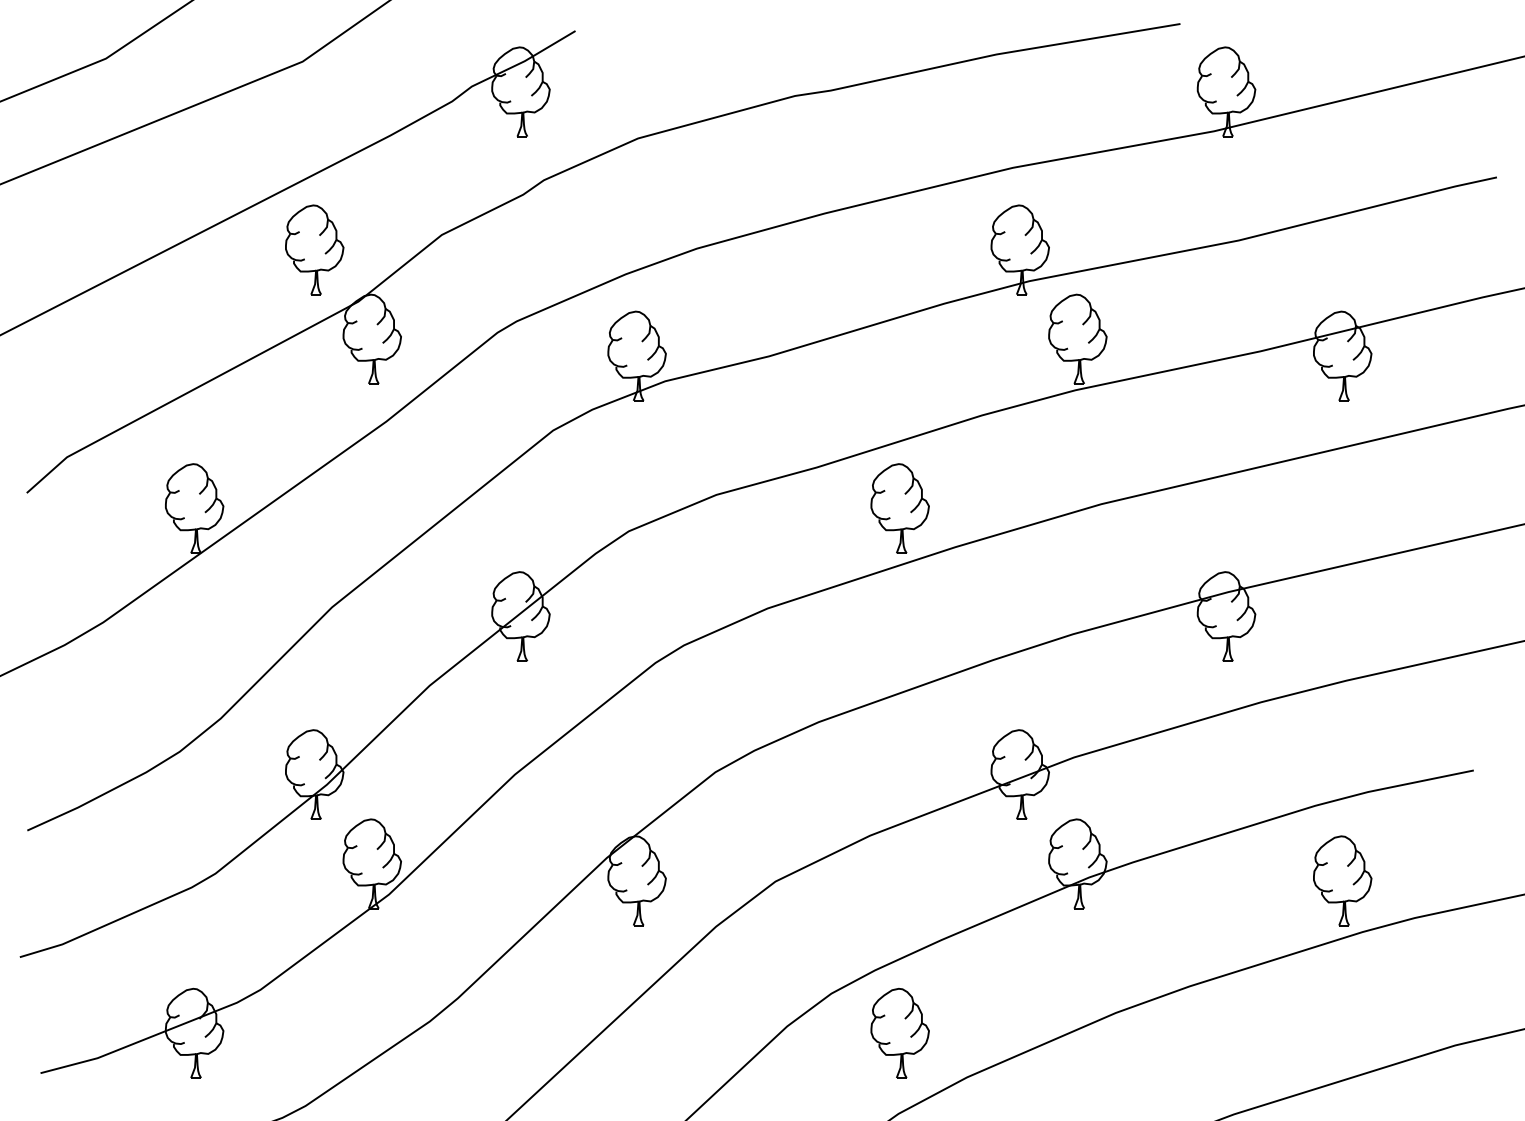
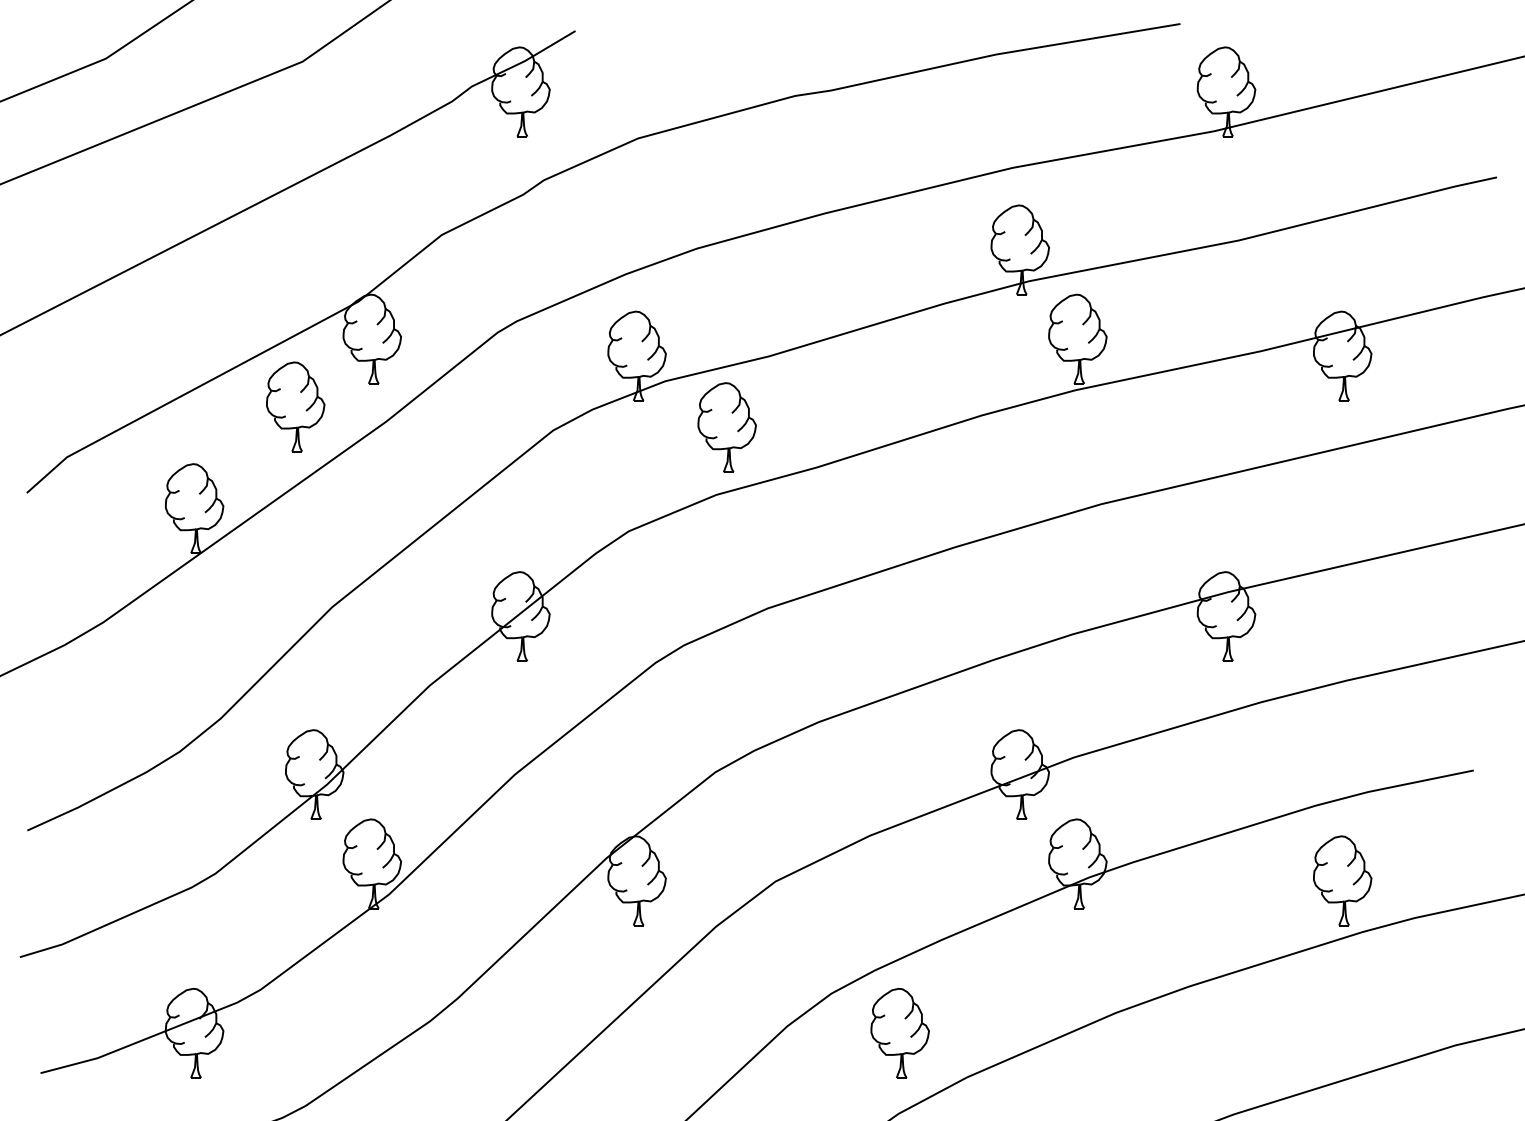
part position: (314, 249) -> (295, 406) (295, 406)
part position: (899, 508) -> (726, 427) (726, 427)
